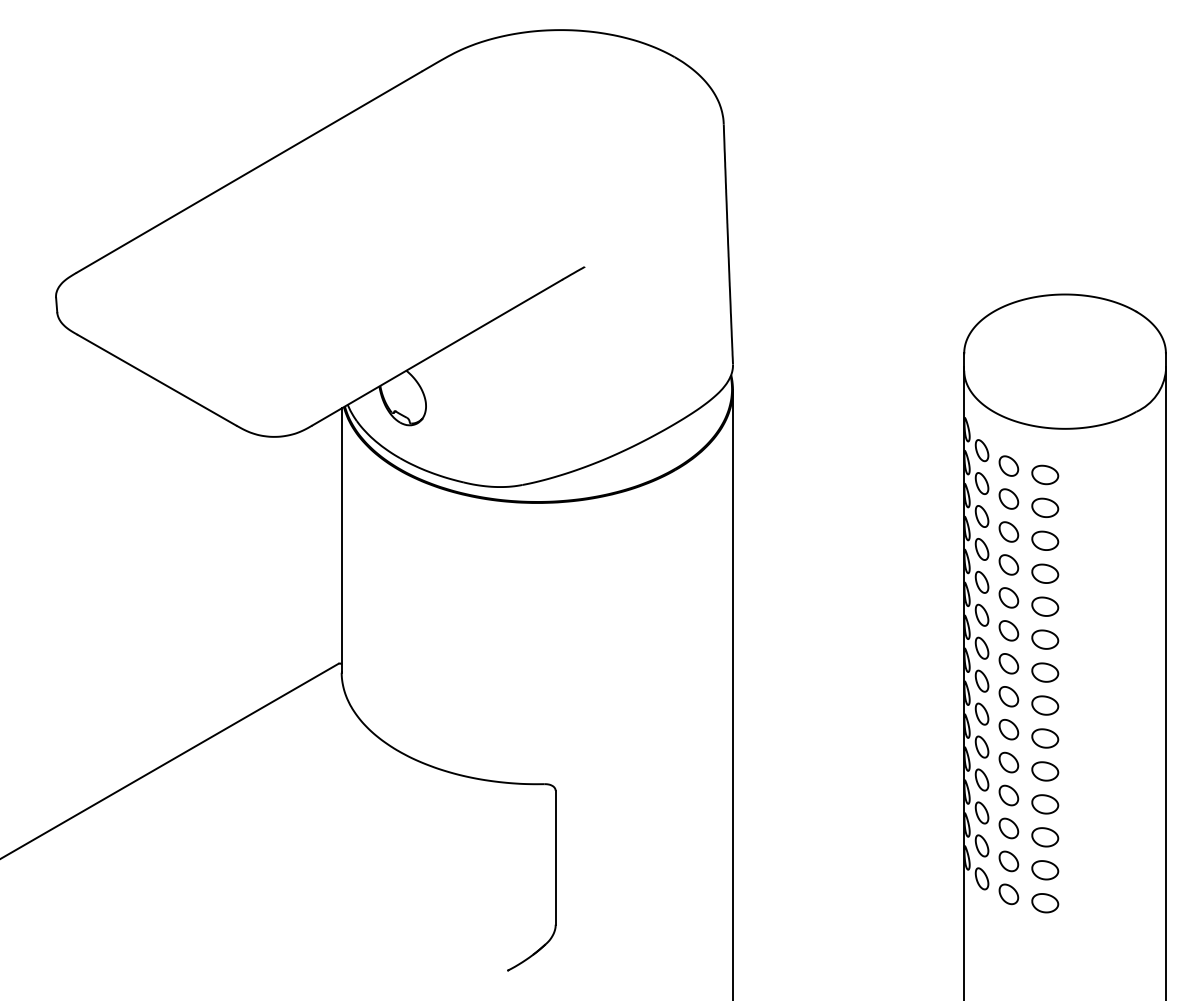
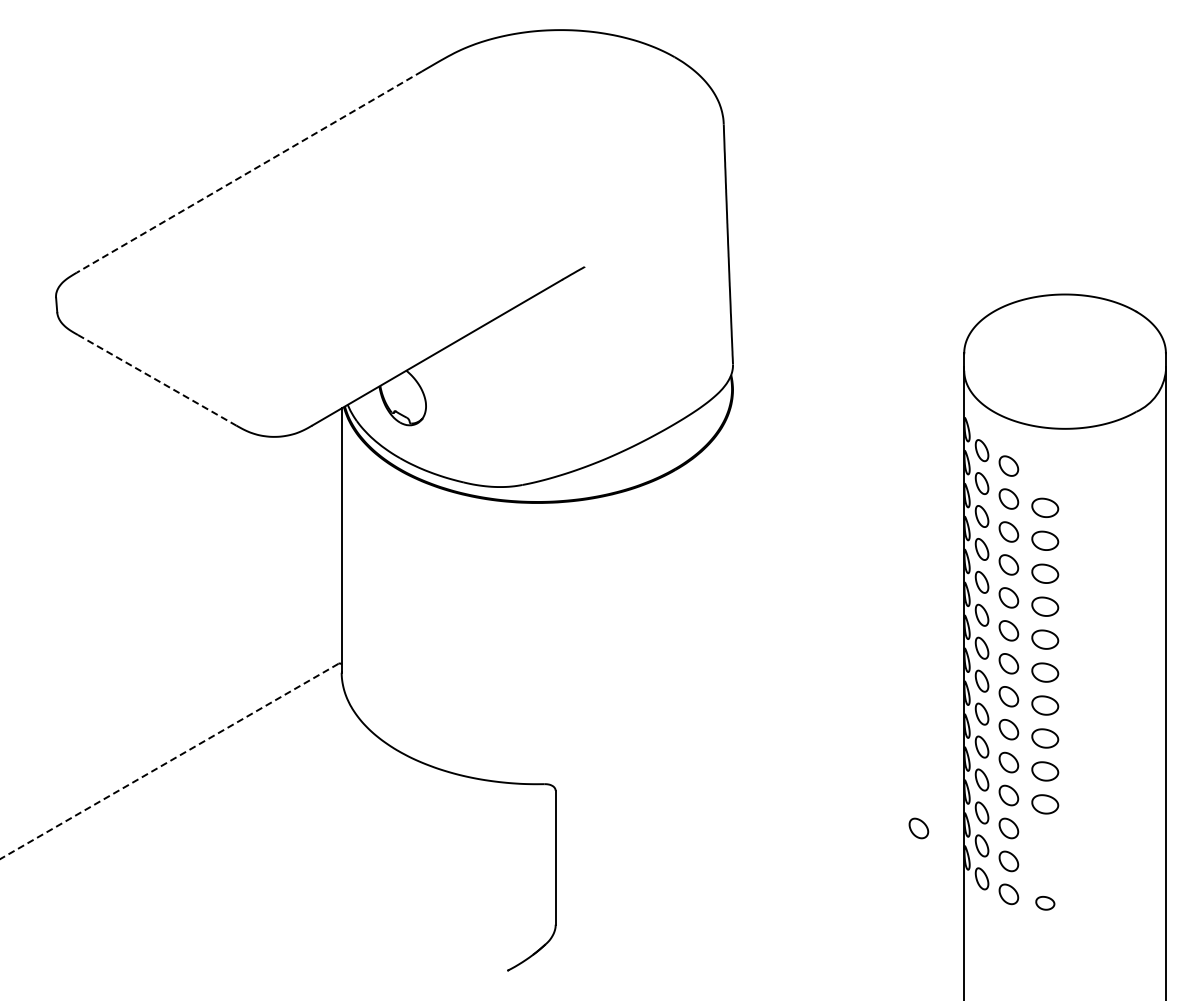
line: solid -> dashed (249, 172)
line: solid -> dashed (157, 380)
part: present -> none (1045, 474)
line: present -> none (733, 693)
line: solid -> dashed (169, 761)
part: none -> present (918, 828)
part: present -> none (1045, 837)
part: present -> none (1045, 870)
part size: 29x21 px -> 21x15 px (1045, 903)
